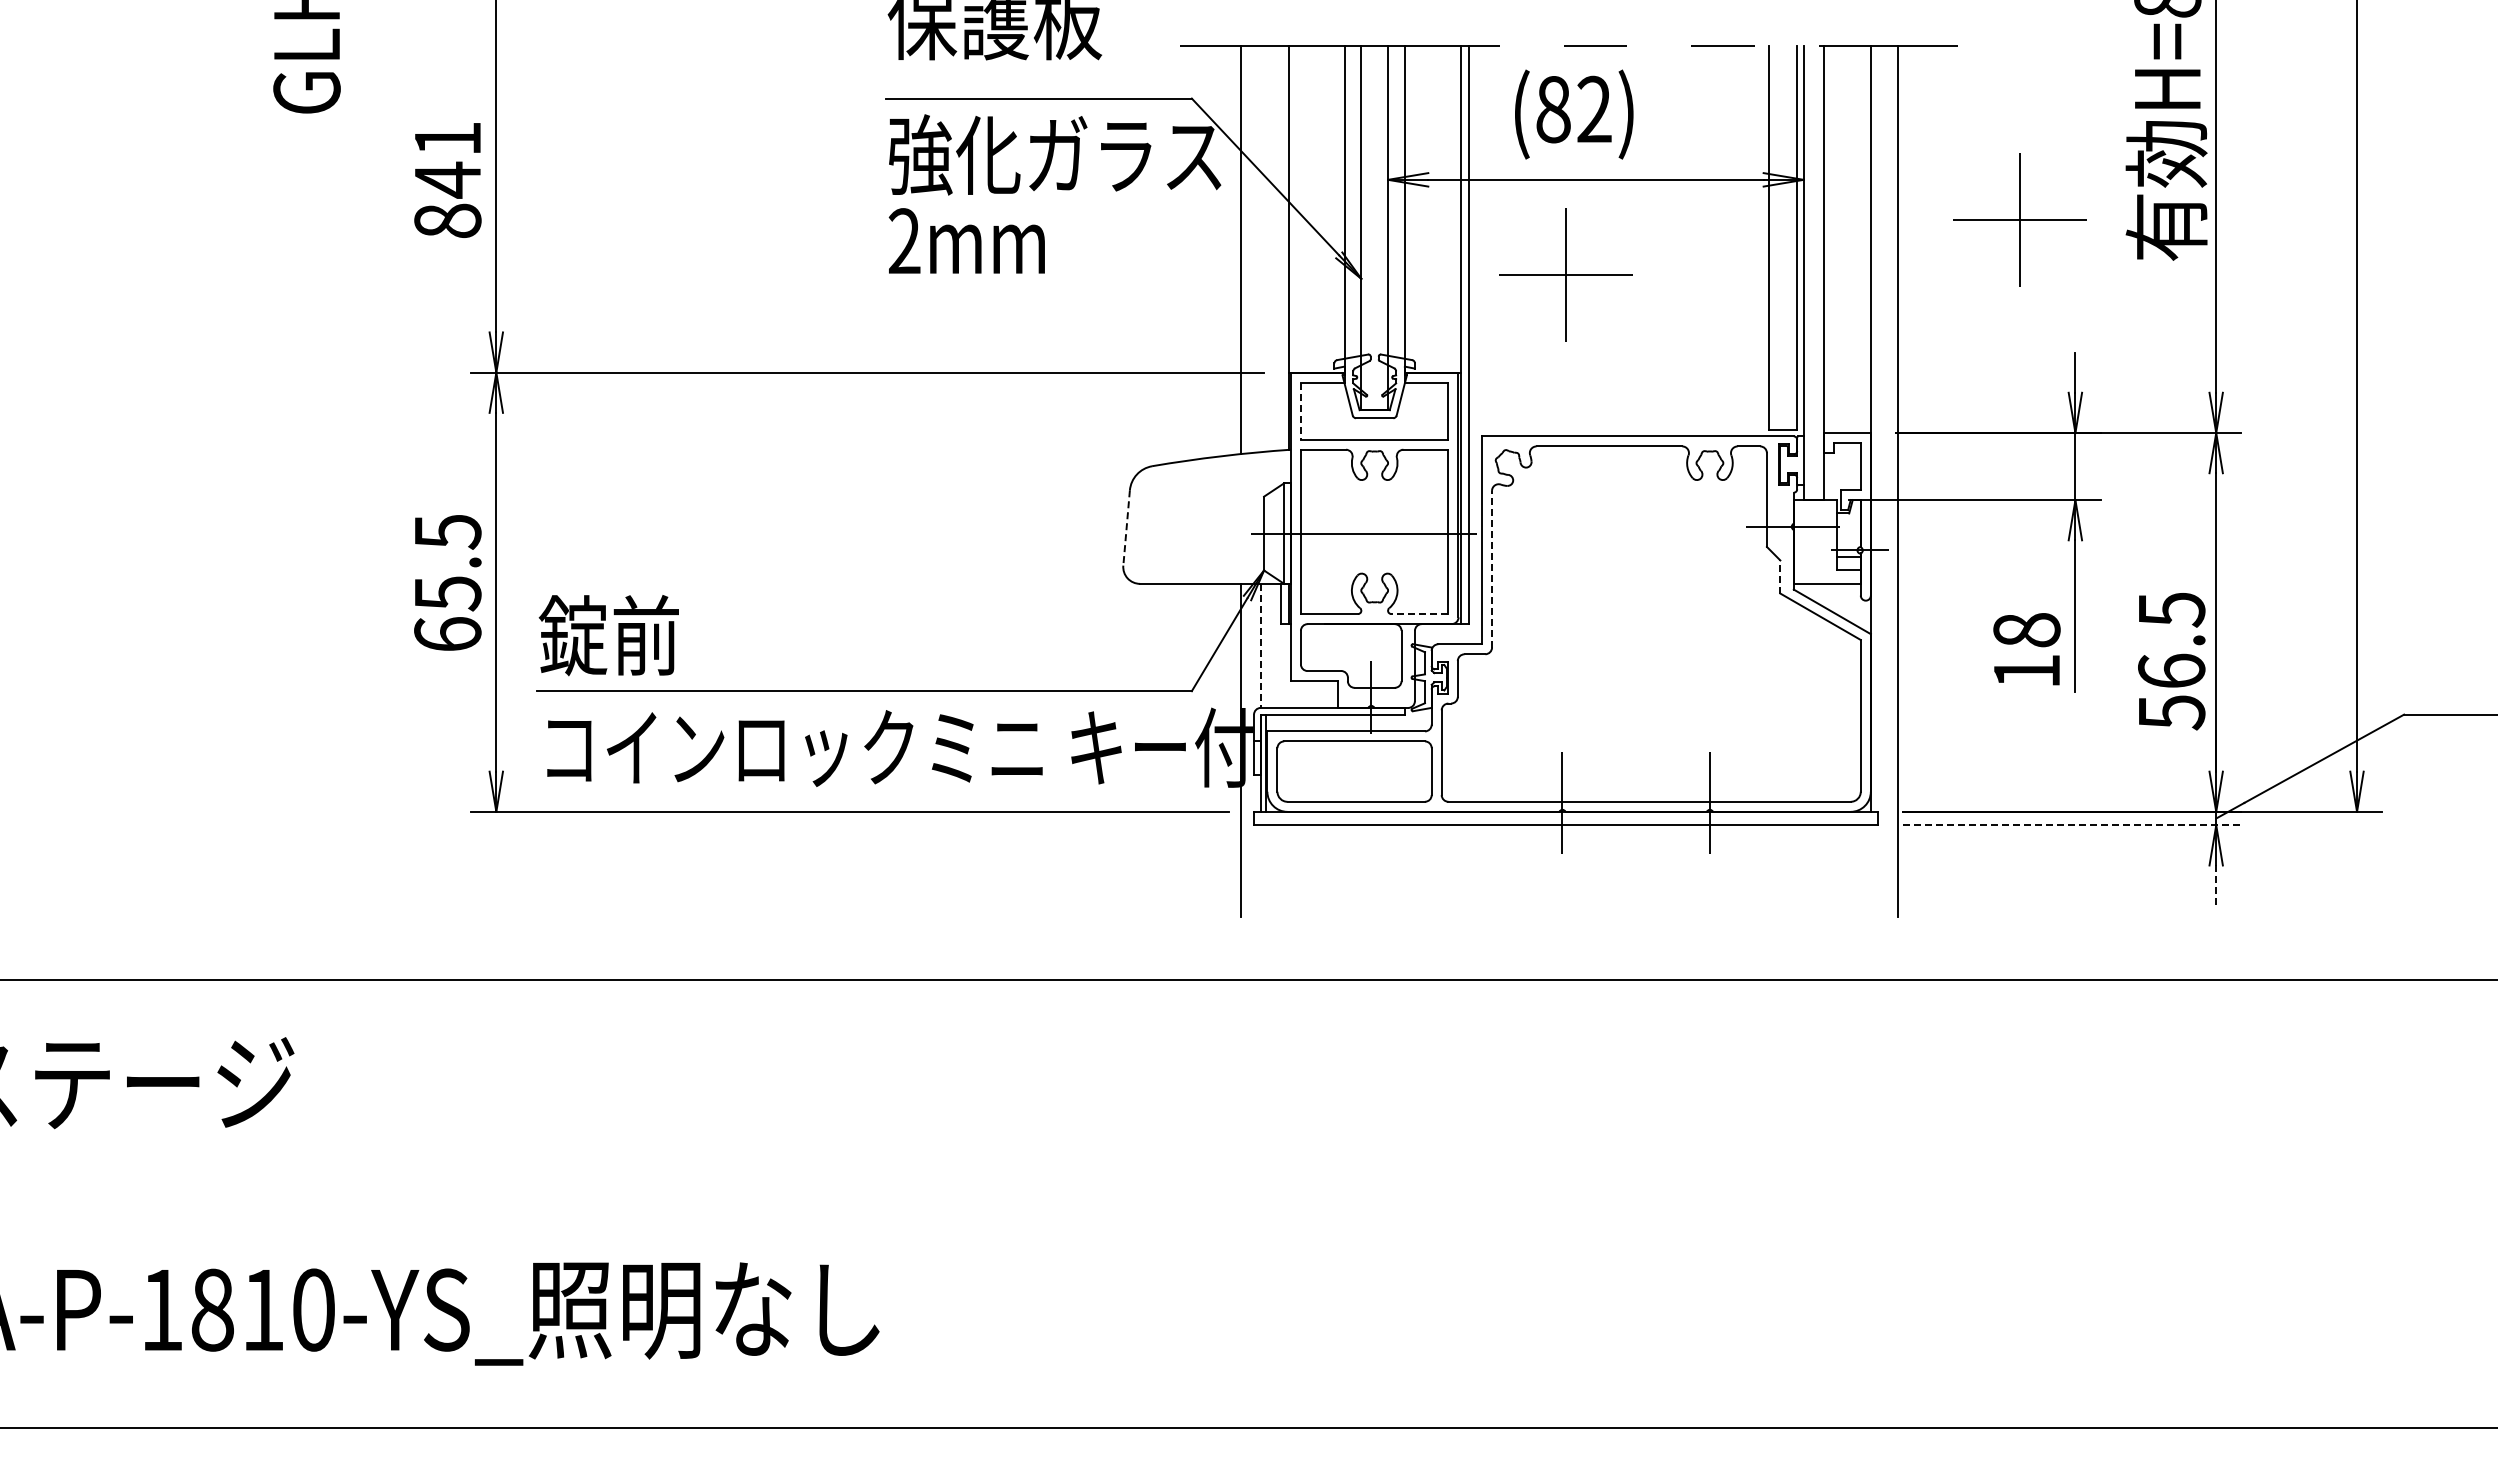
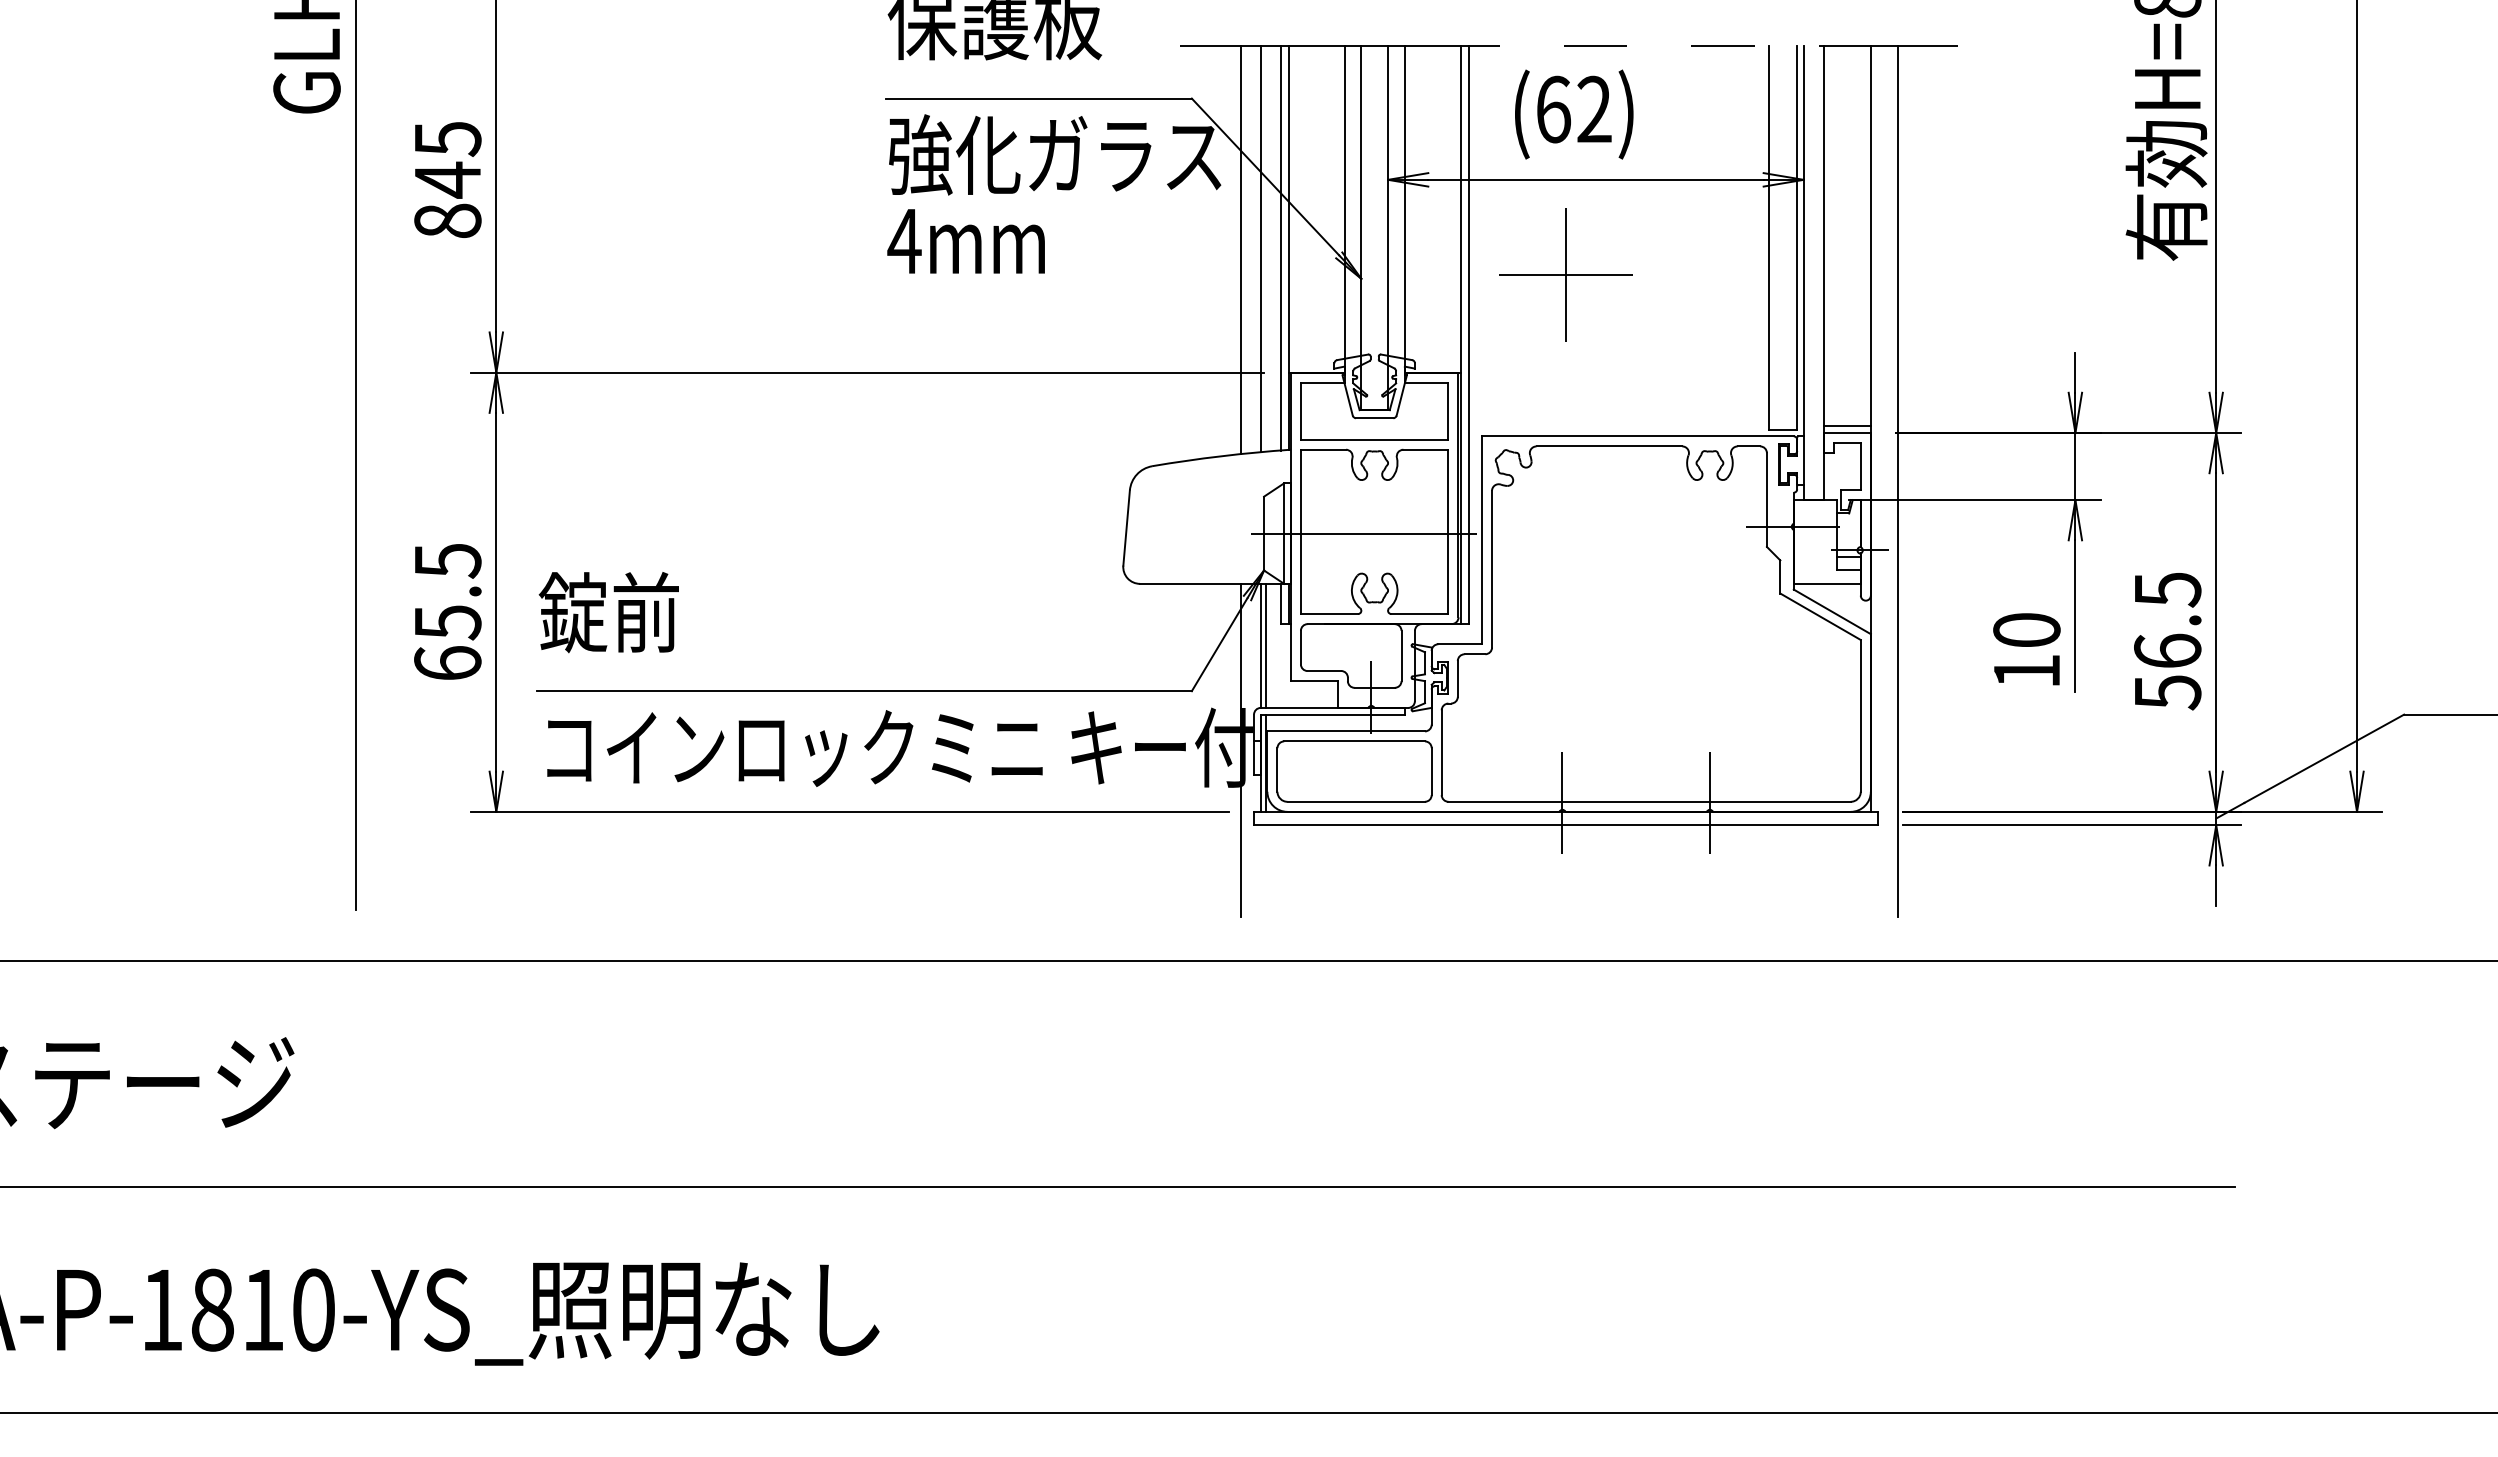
text: (82) -> (62) (1553, 109)
text: 841 -> 845 (448, 139)
part: present -> none (2019, 219)
text: 2mm -> 4mm (904, 240)
line: none -> present (1280, 247)
line: none -> present (1260, 248)
line: dashed -> solid (1300, 411)
line: none -> present (1846, 426)
line: none -> present (355, 456)
line: dashed -> solid (1126, 528)
line: dashed -> solid (1492, 568)
line: dashed -> solid (1780, 576)
text position: (447, 582) -> (447, 611) (447, 611)
line: dashed -> solid (1419, 614)
text: 18 -> 10 (2026, 630)
text position: (608, 635) -> (608, 612) (608, 612)
line: none -> present (1266, 645)
line: dashed -> solid (1260, 646)
text position: (2171, 661) -> (2167, 641) (2167, 641)
line: dashed -> solid (2072, 825)
line: dashed -> solid (2216, 886)
line position: (1248, 979) -> (1248, 960) (1248, 960)
line: none -> present (1118, 1187)
line position: (1248, 1428) -> (1248, 1413) (1248, 1413)
